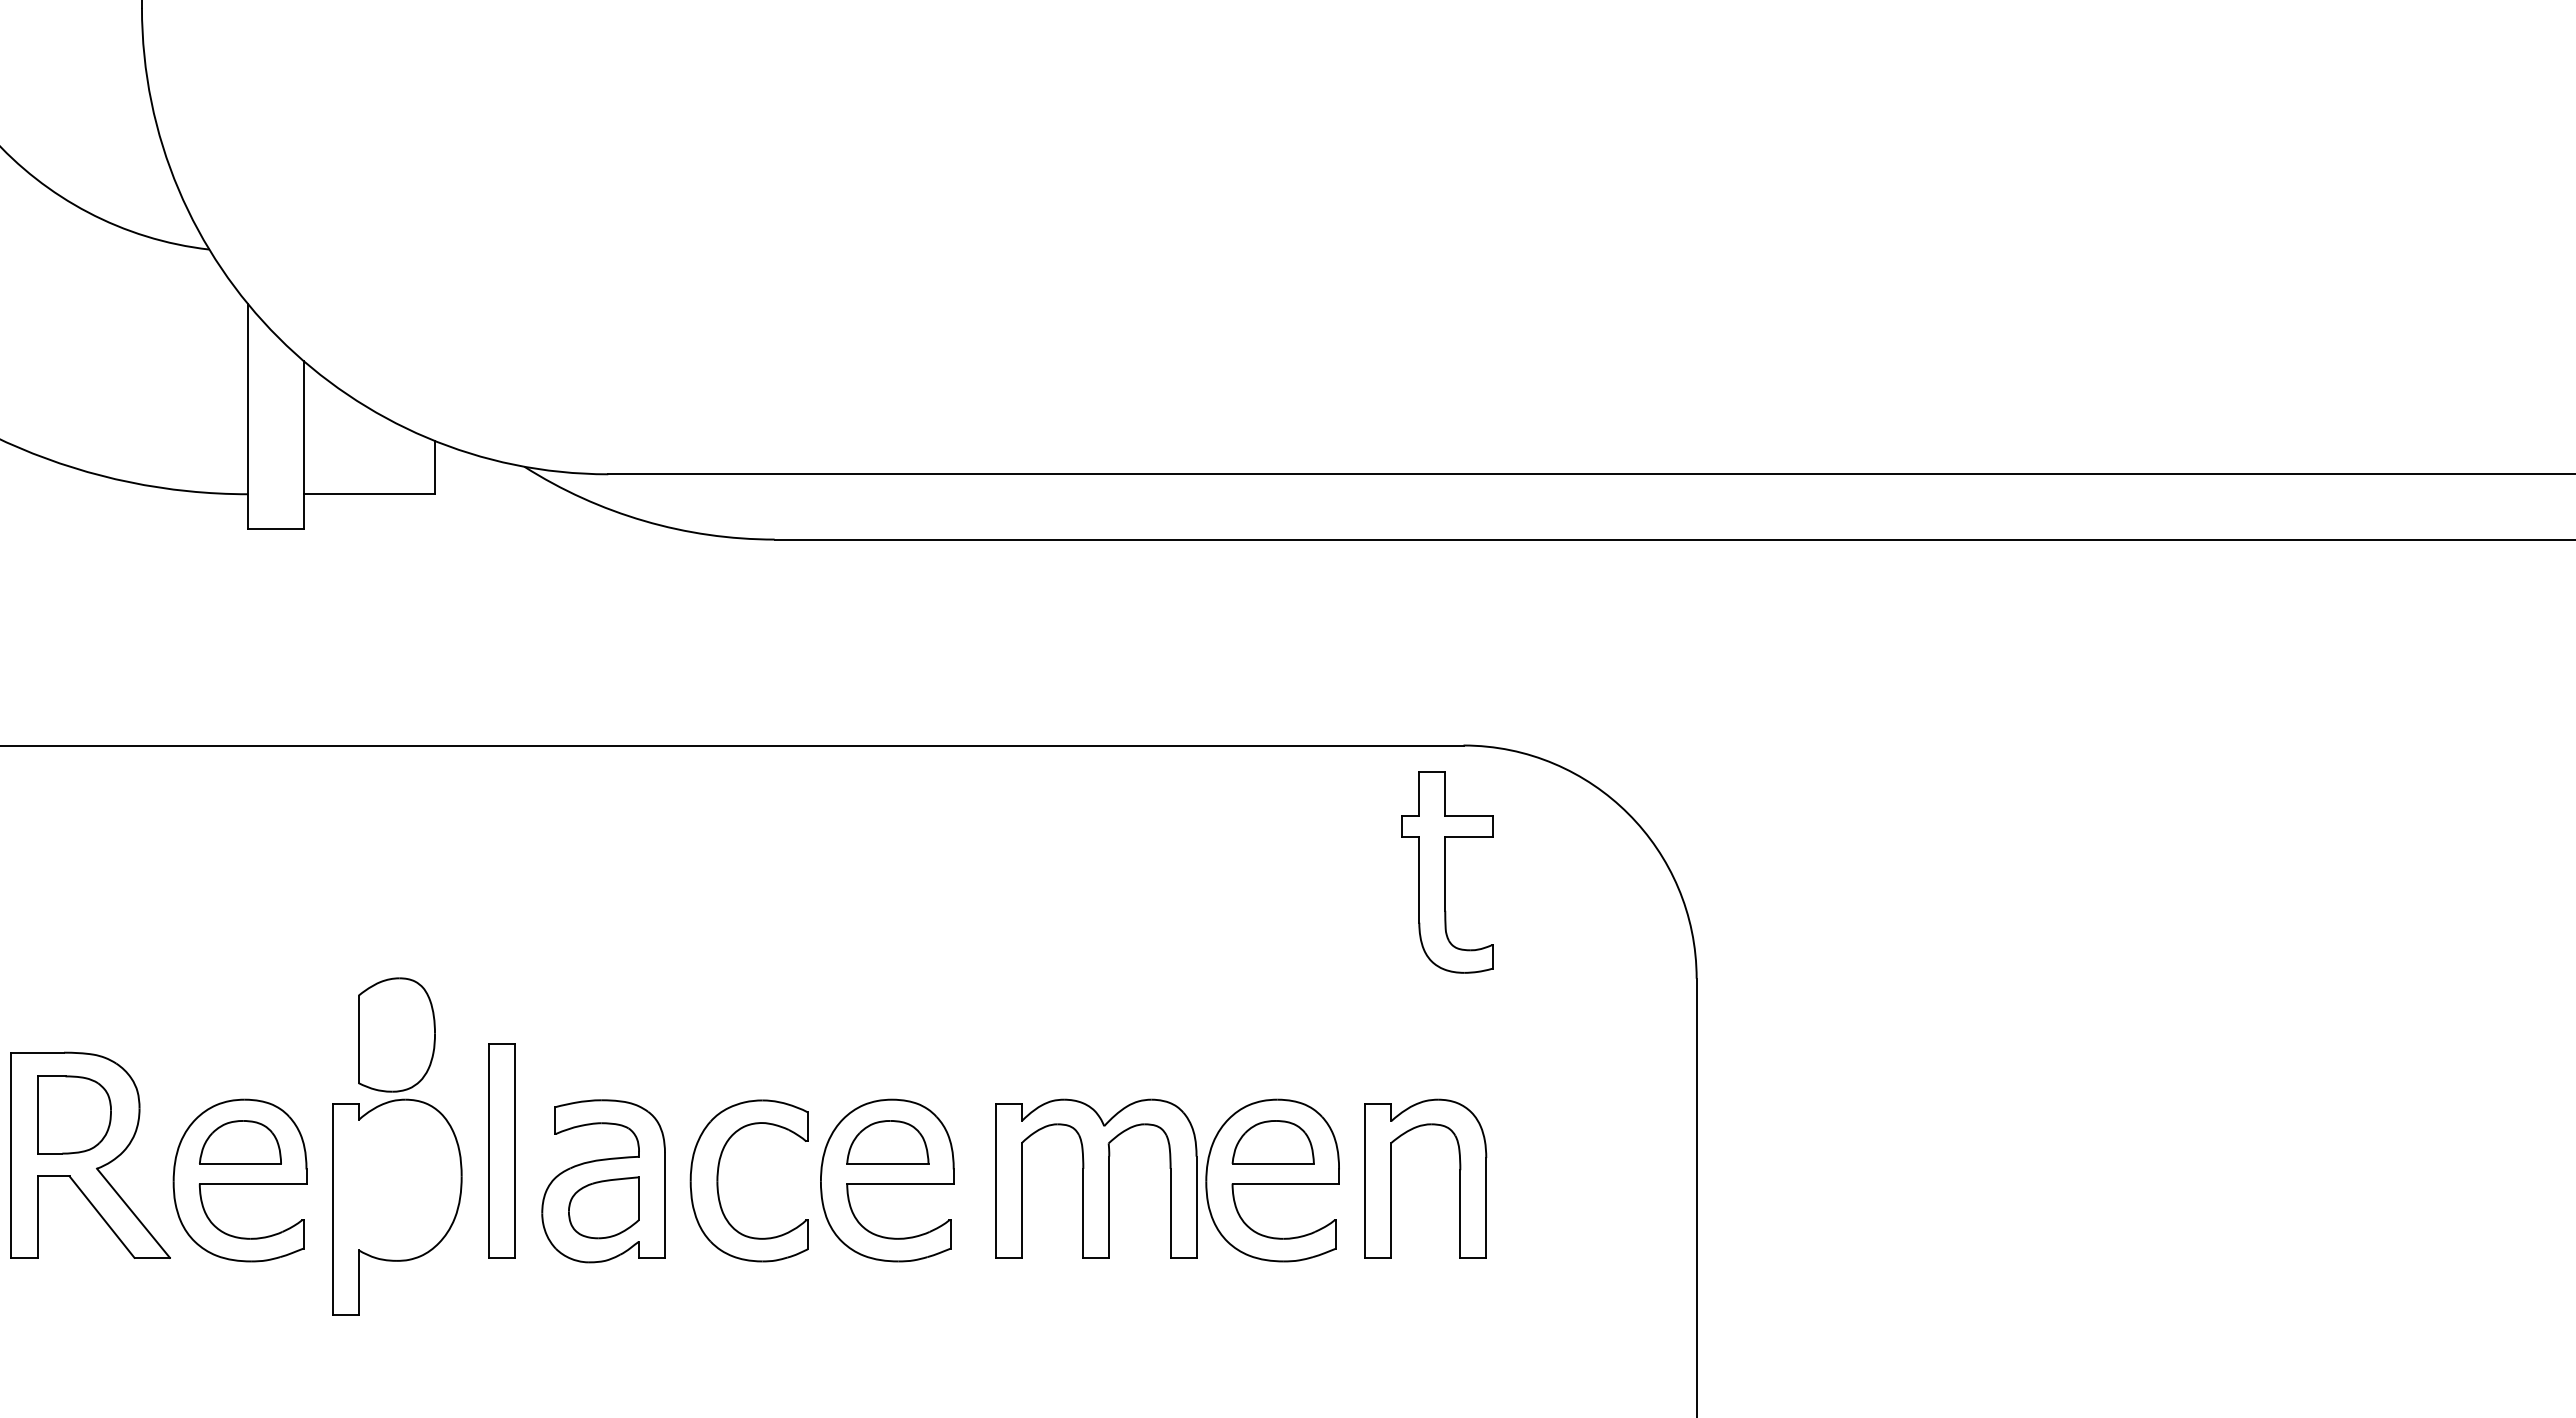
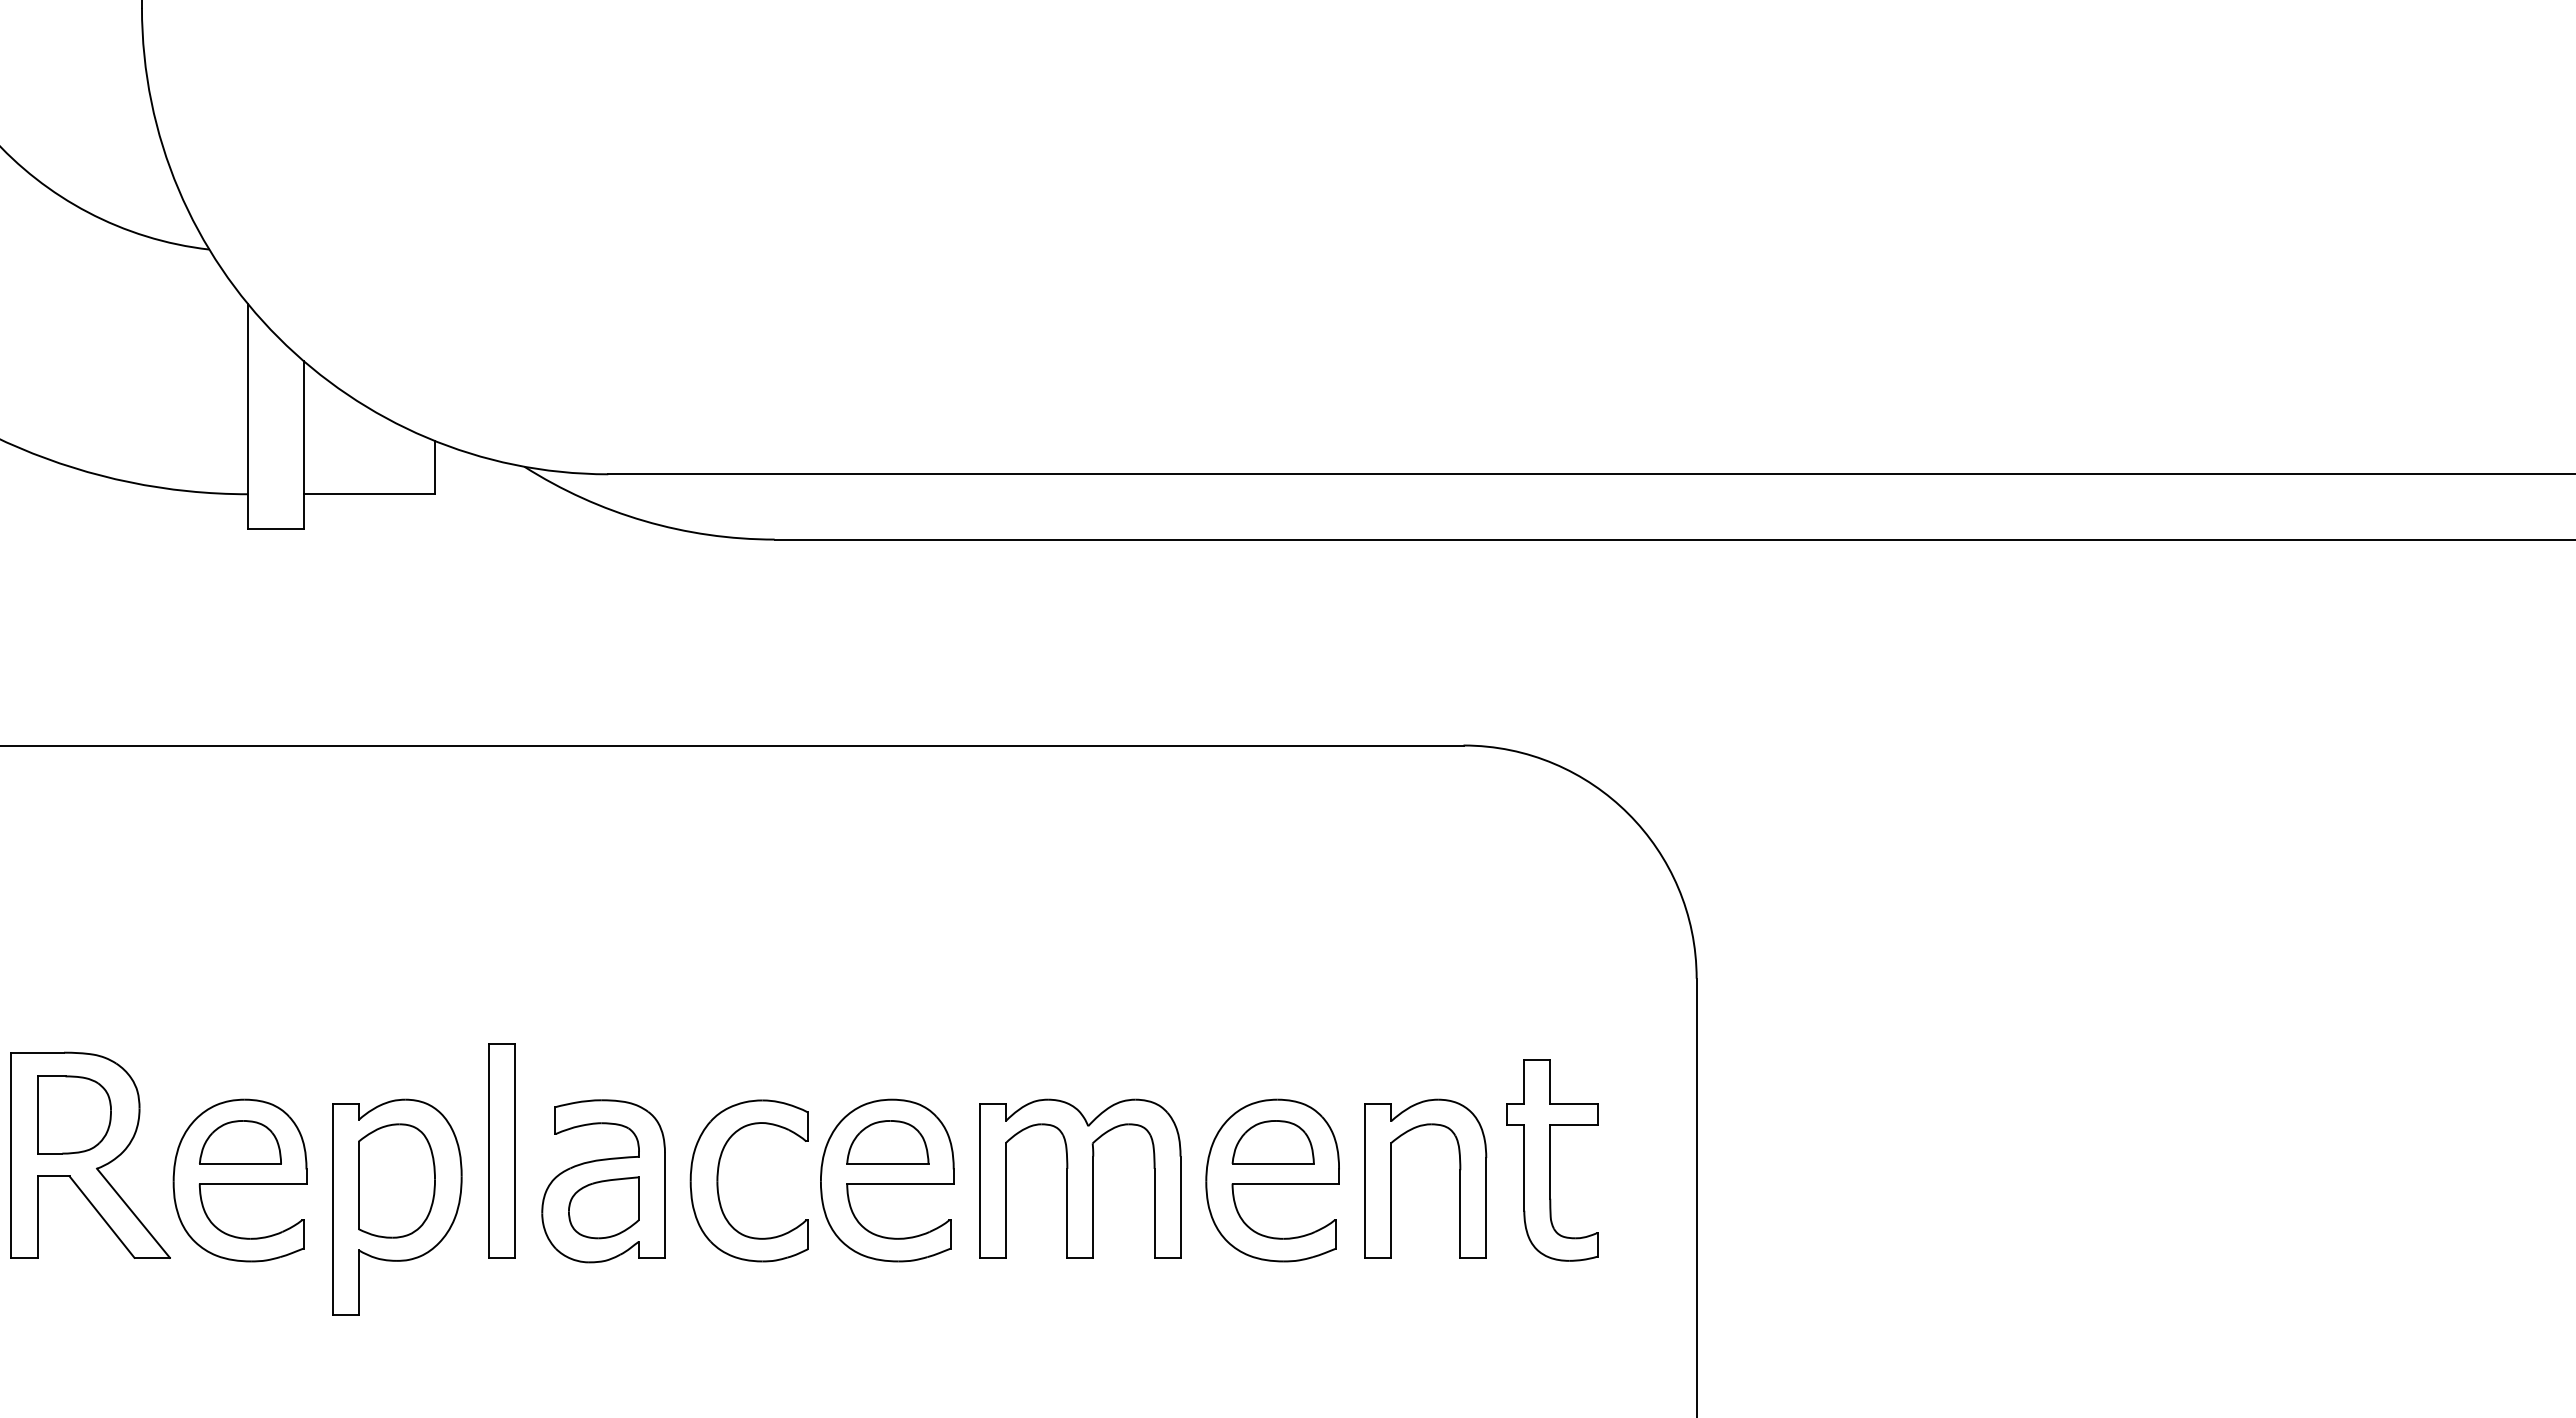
part position: (1447, 872) -> (1552, 1160) (1552, 1160)
part position: (396, 1034) -> (396, 1180) (396, 1180)
part position: (1096, 1178) -> (1080, 1178) (1080, 1178)
